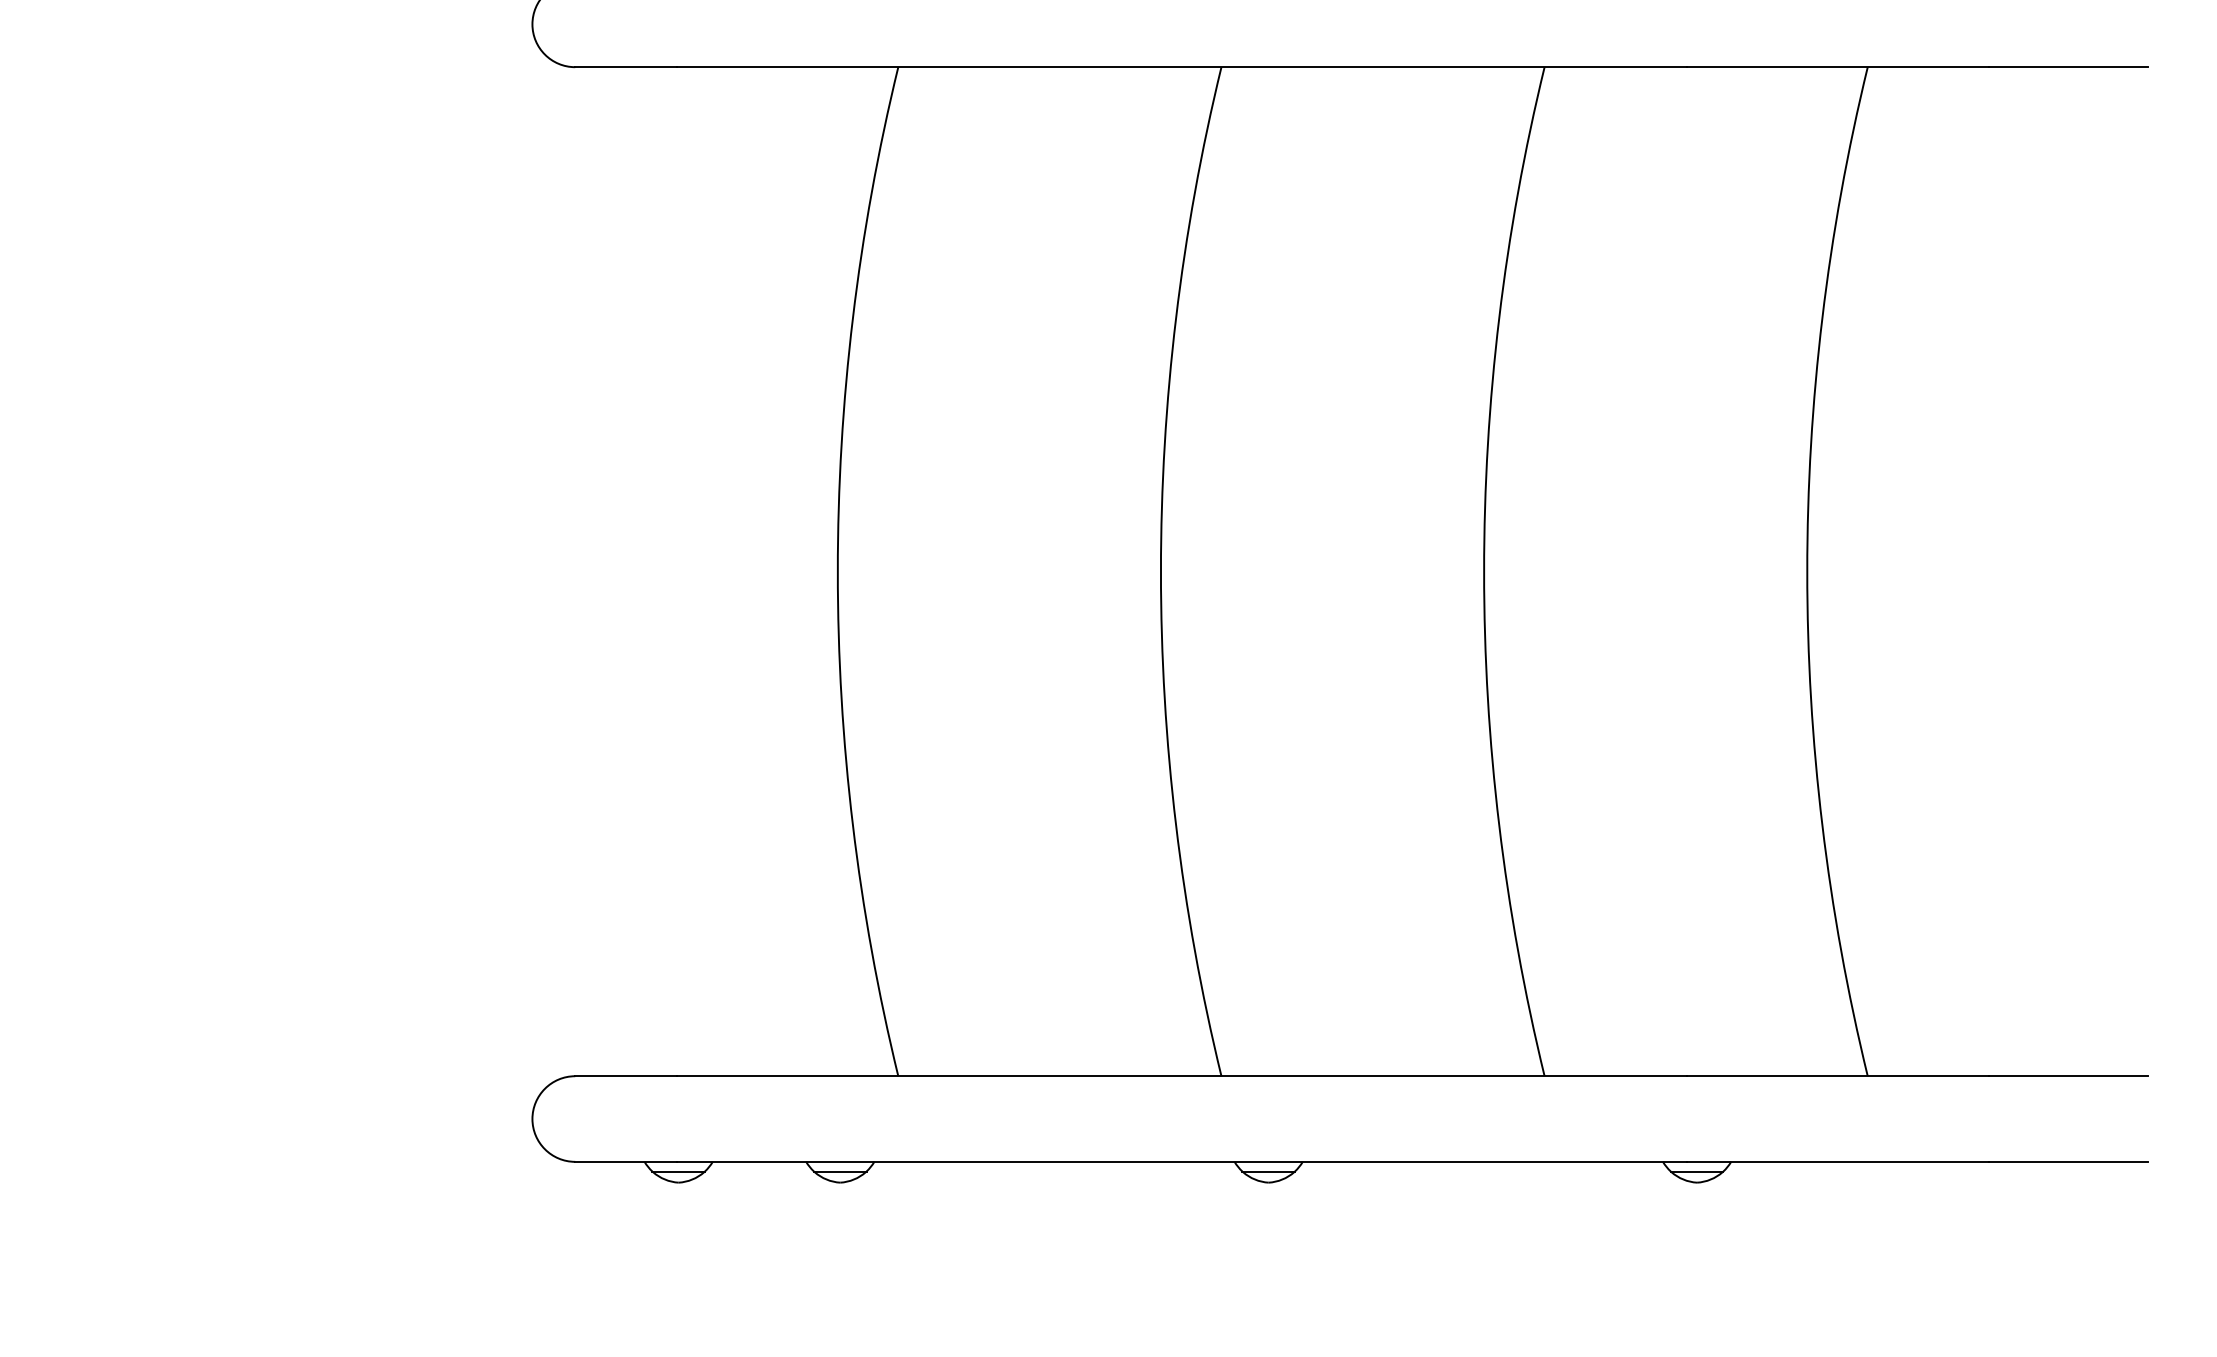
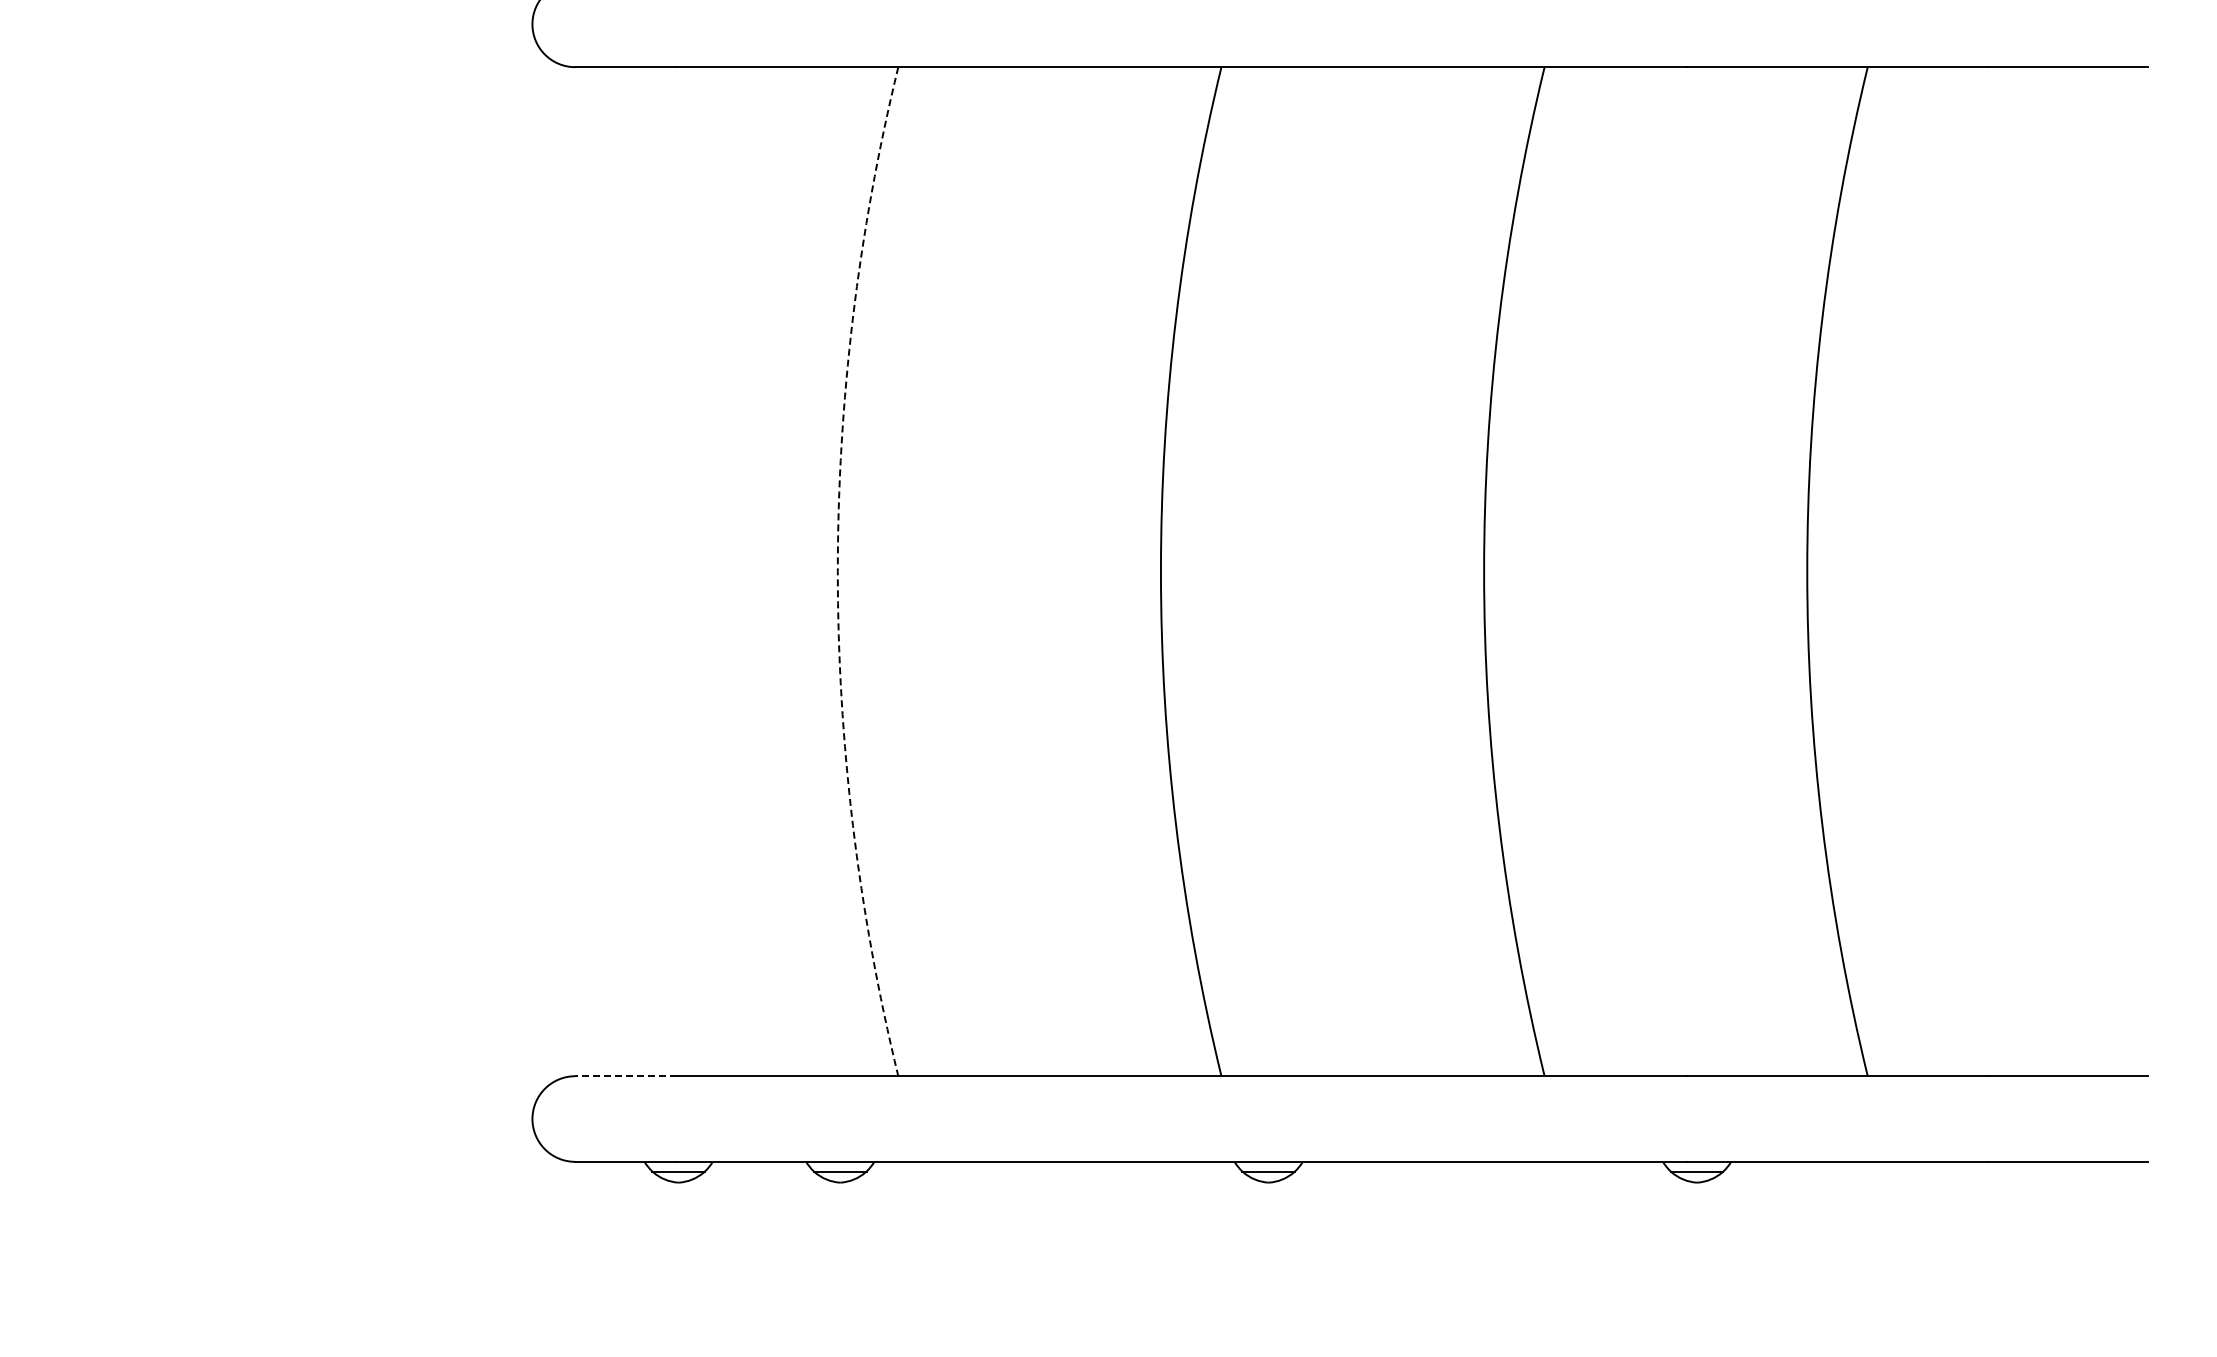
arc: solid -> dashed (837, 571)
line: solid -> dashed (626, 1076)
